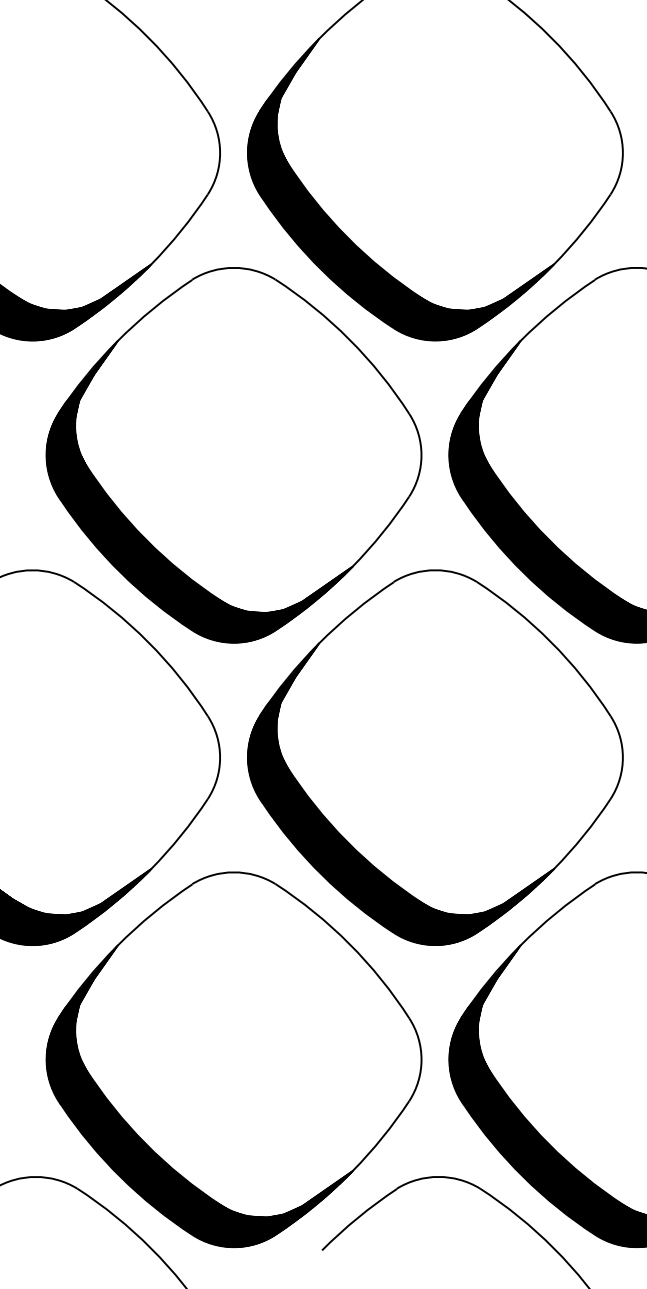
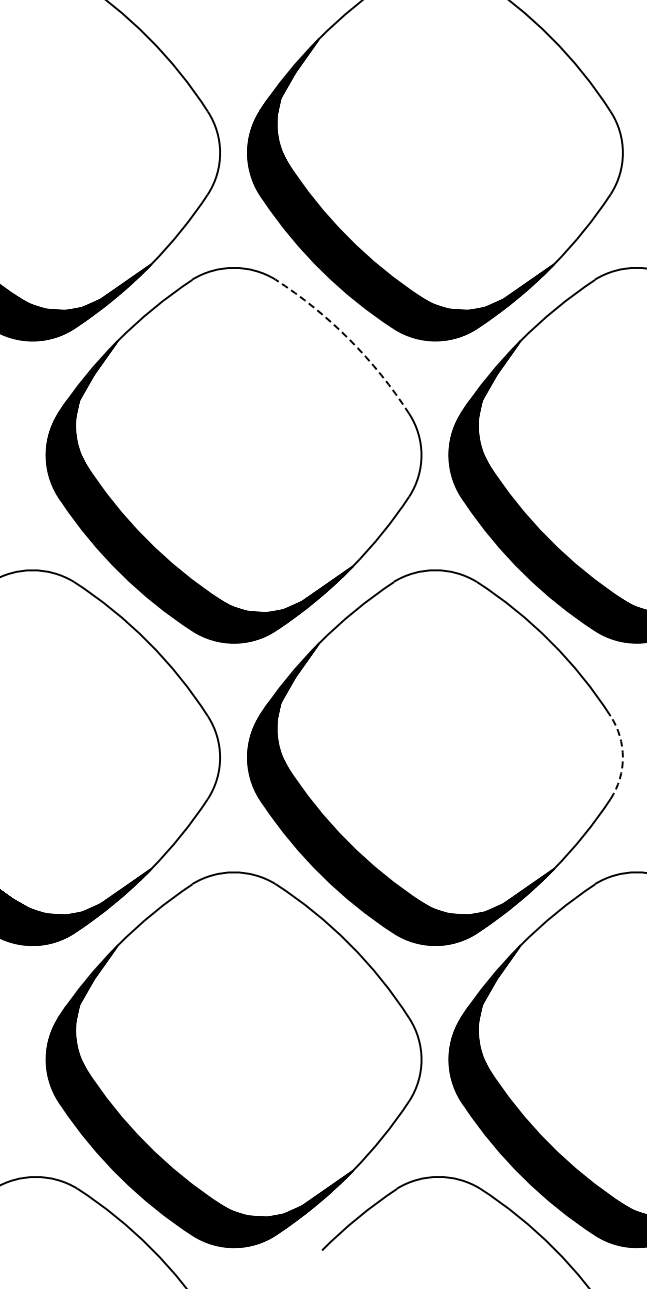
arc: solid -> dashed (349, 339)
arc: solid -> dashed (622, 757)
